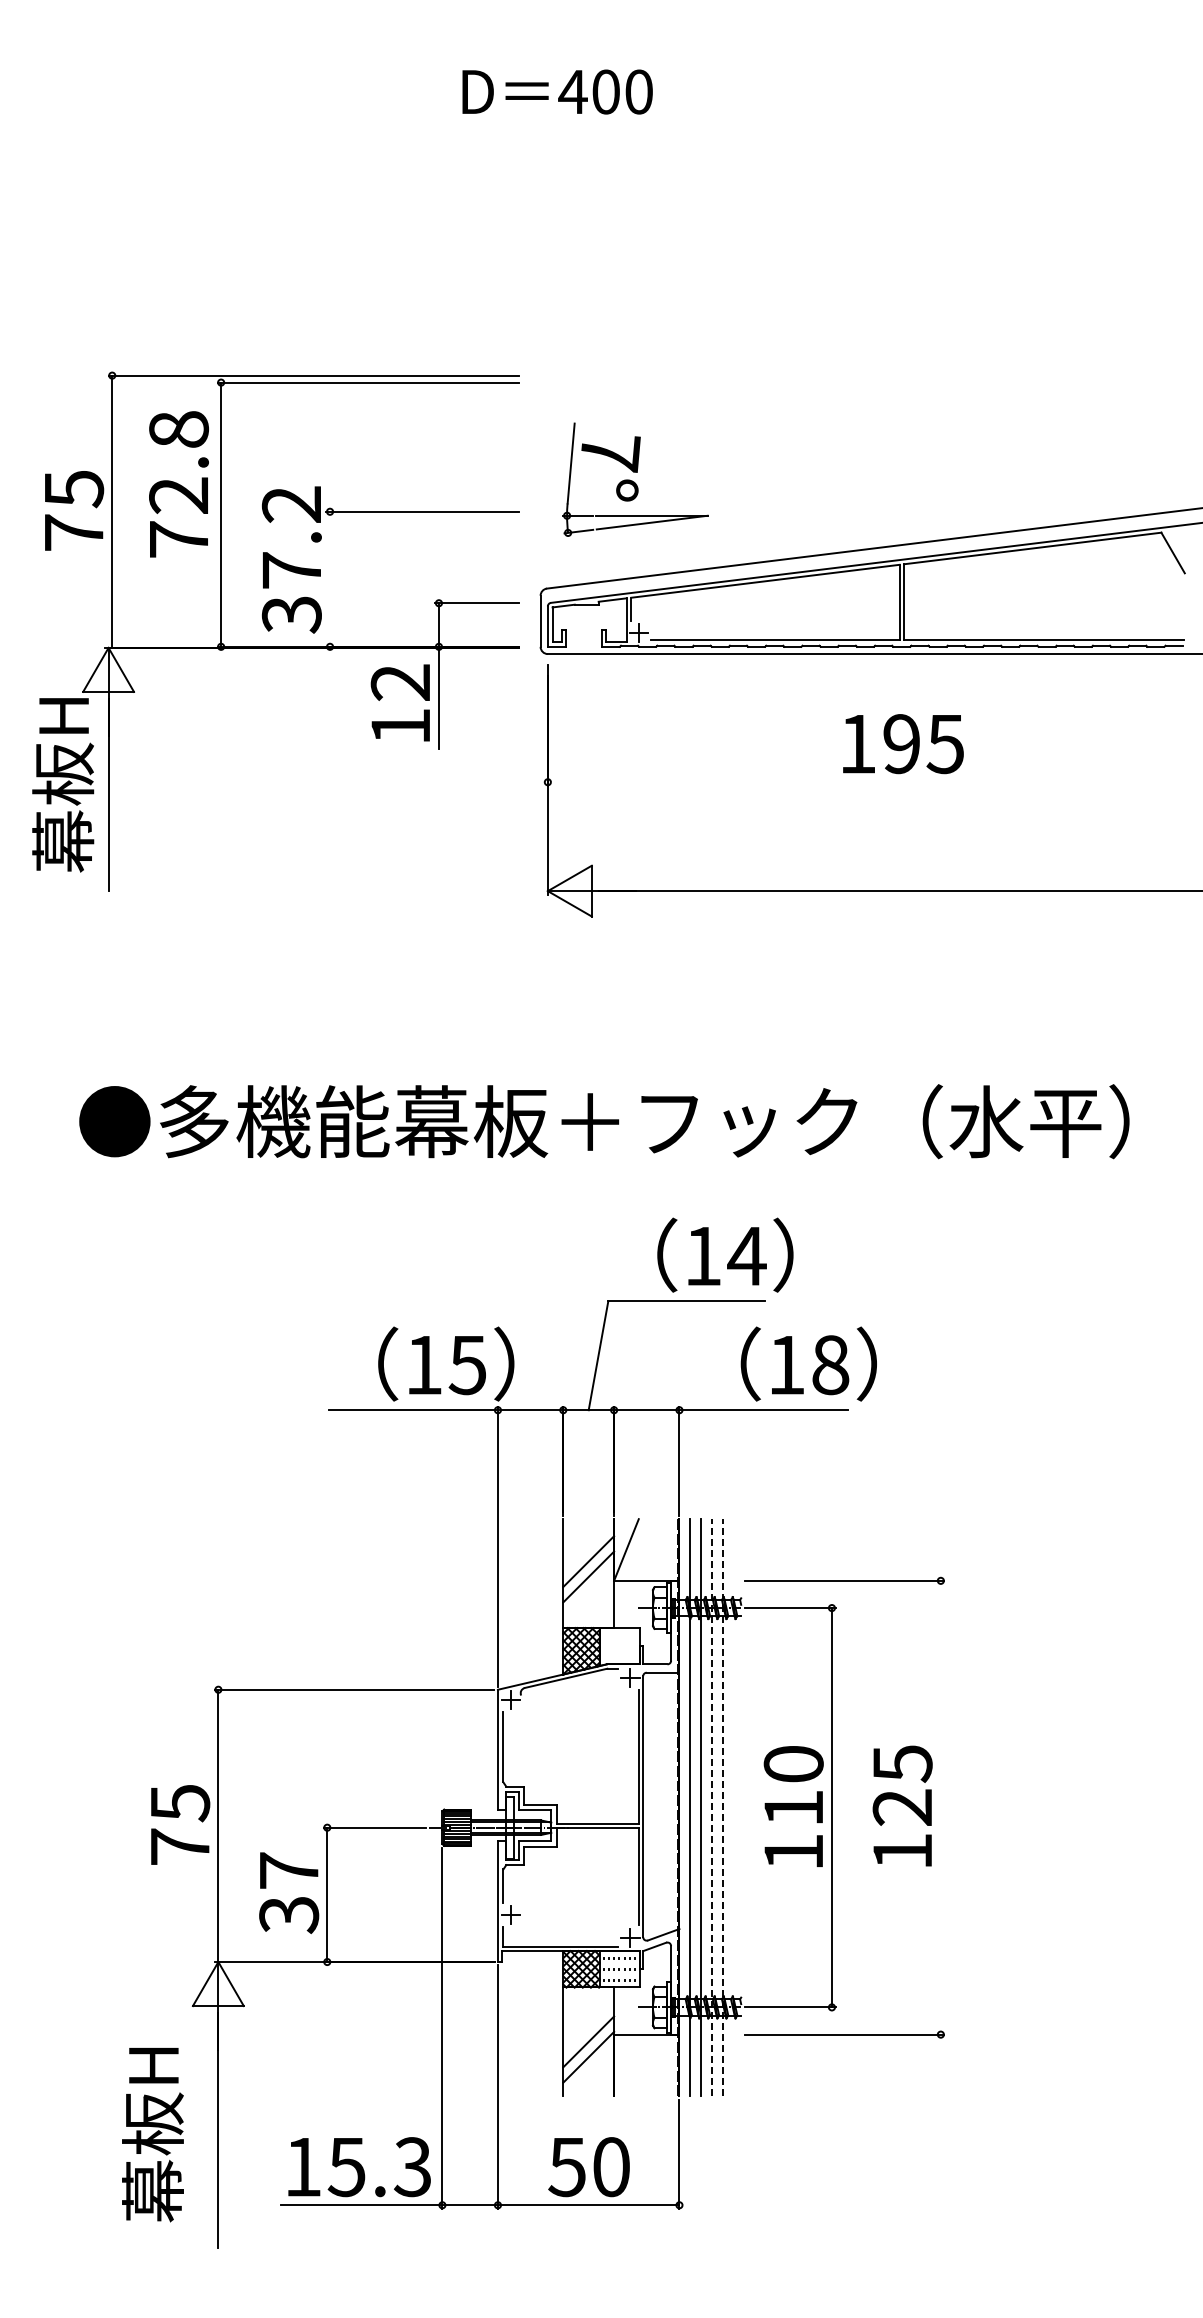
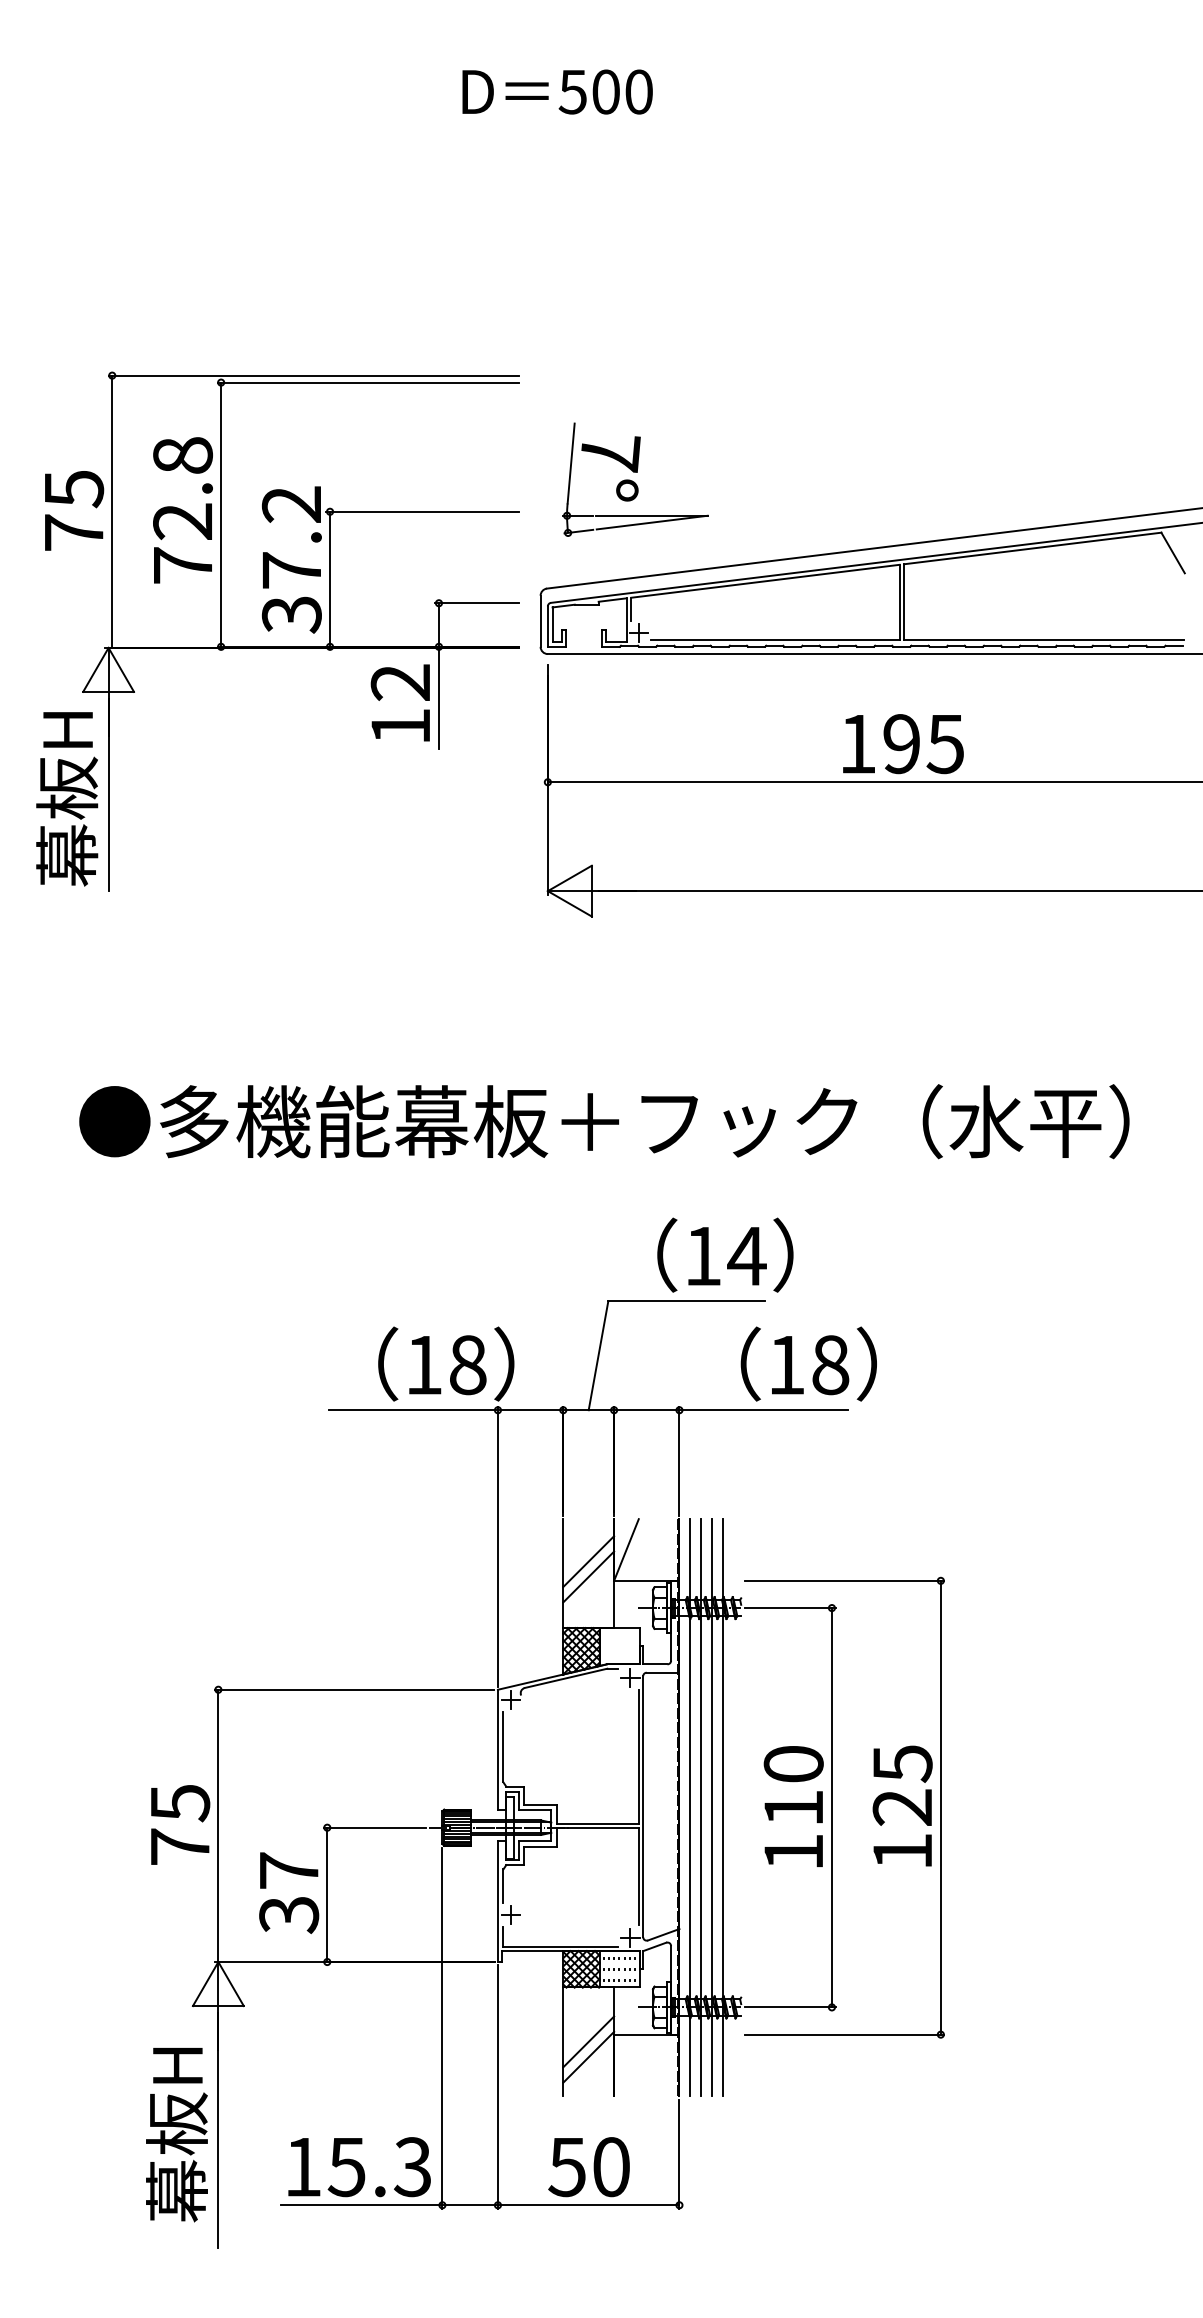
text: 400 -> 500 (572, 92)
text position: (178, 484) -> (182, 510) (182, 510)
line: none -> present (330, 578)
line: none -> present (873, 782)
text position: (63, 785) -> (67, 799) (67, 799)
text: 15 -> 18 (467, 1365)
line: dashed -> solid (712, 1807)
line: dashed -> solid (723, 1807)
line: none -> present (940, 1807)
text position: (152, 2135) -> (176, 2135) (176, 2135)
